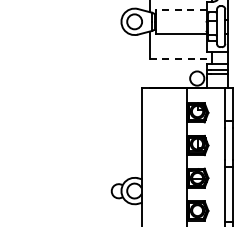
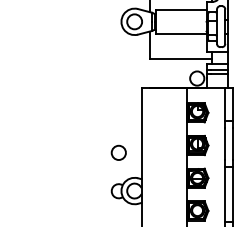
line: dashed -> solid (181, 10)
line: dashed -> solid (181, 59)
circle: none -> present (118, 152)
